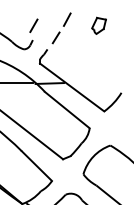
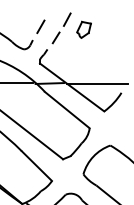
line position: (33, 25) -> (40, 26) (40, 26)
part position: (98, 25) -> (83, 29) (83, 29)
line: none -> present (97, 83)
